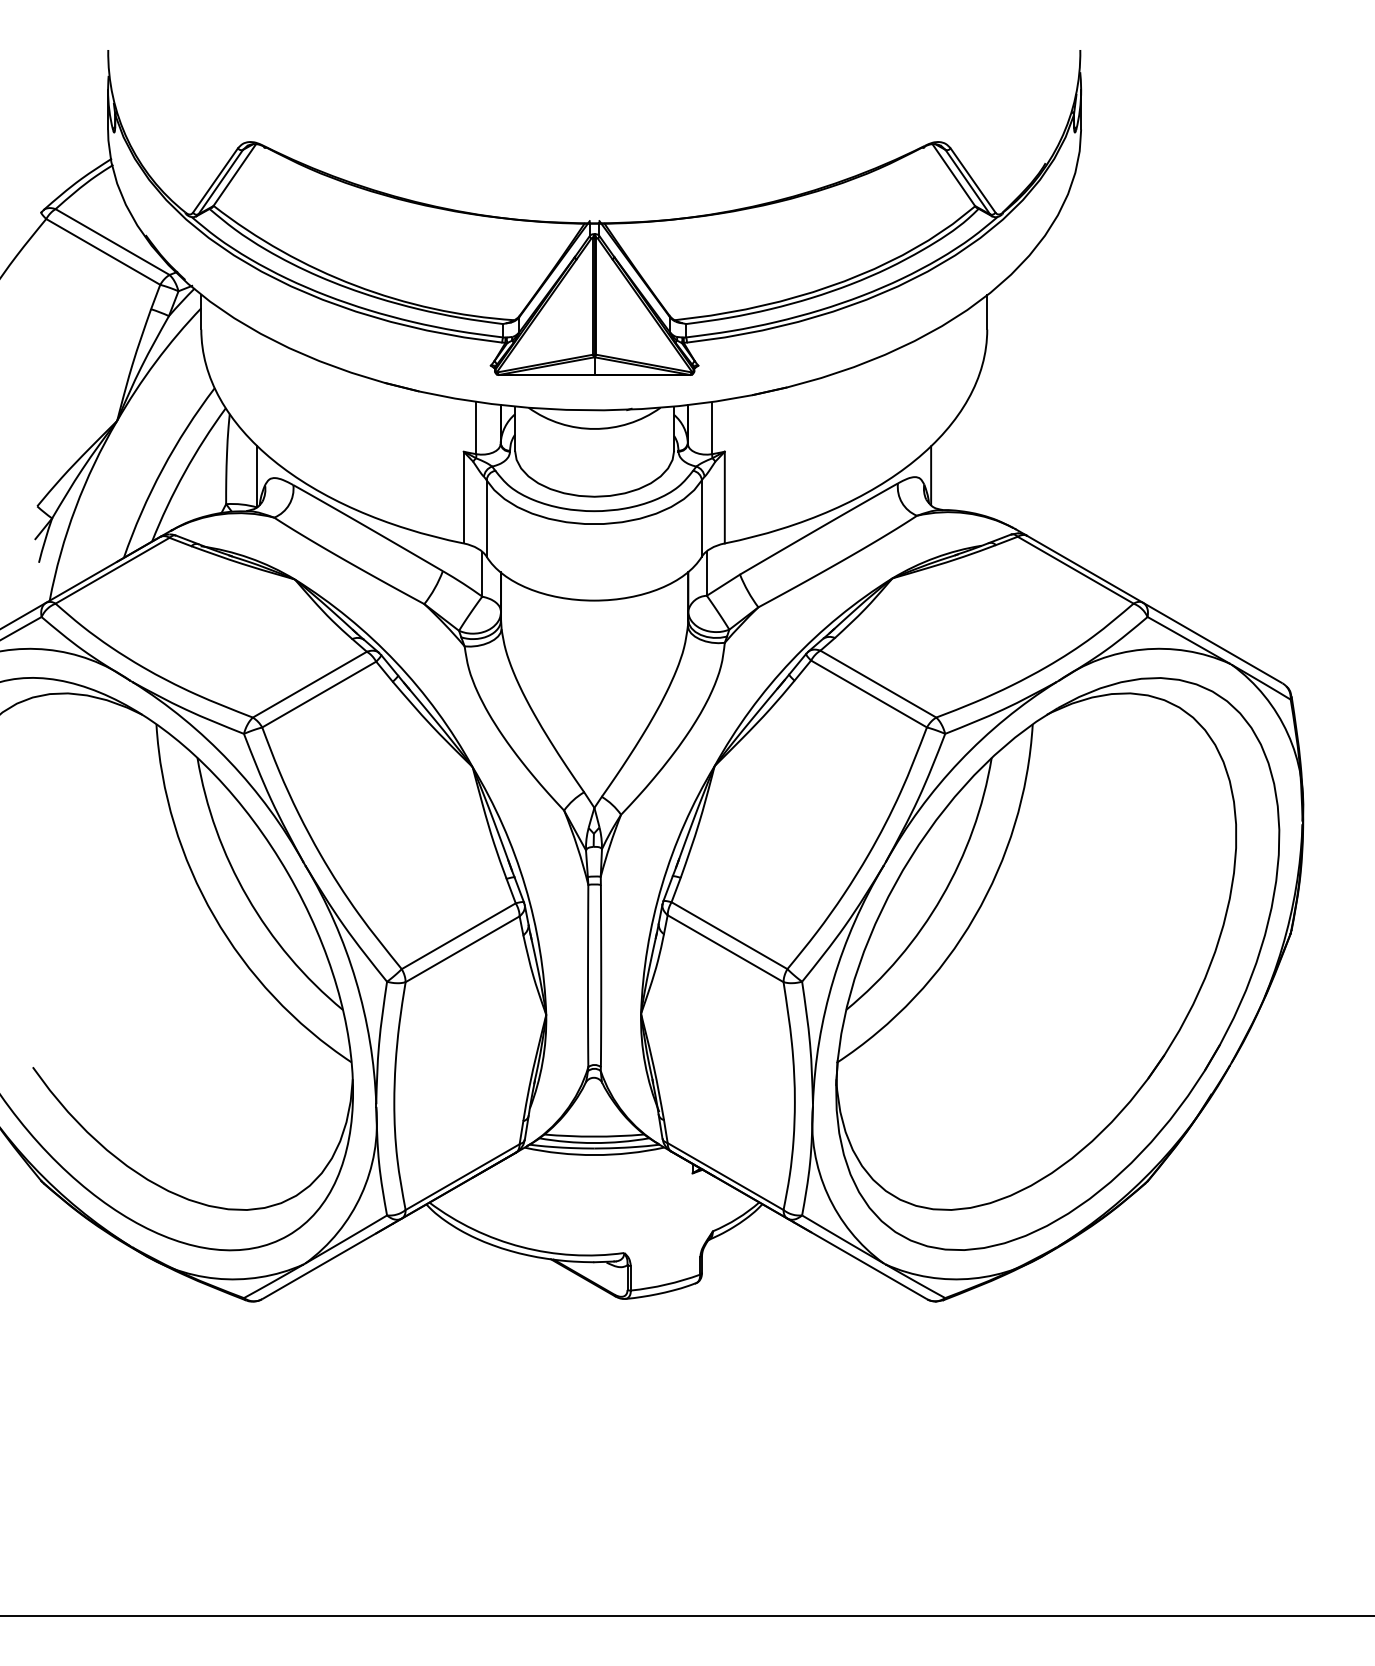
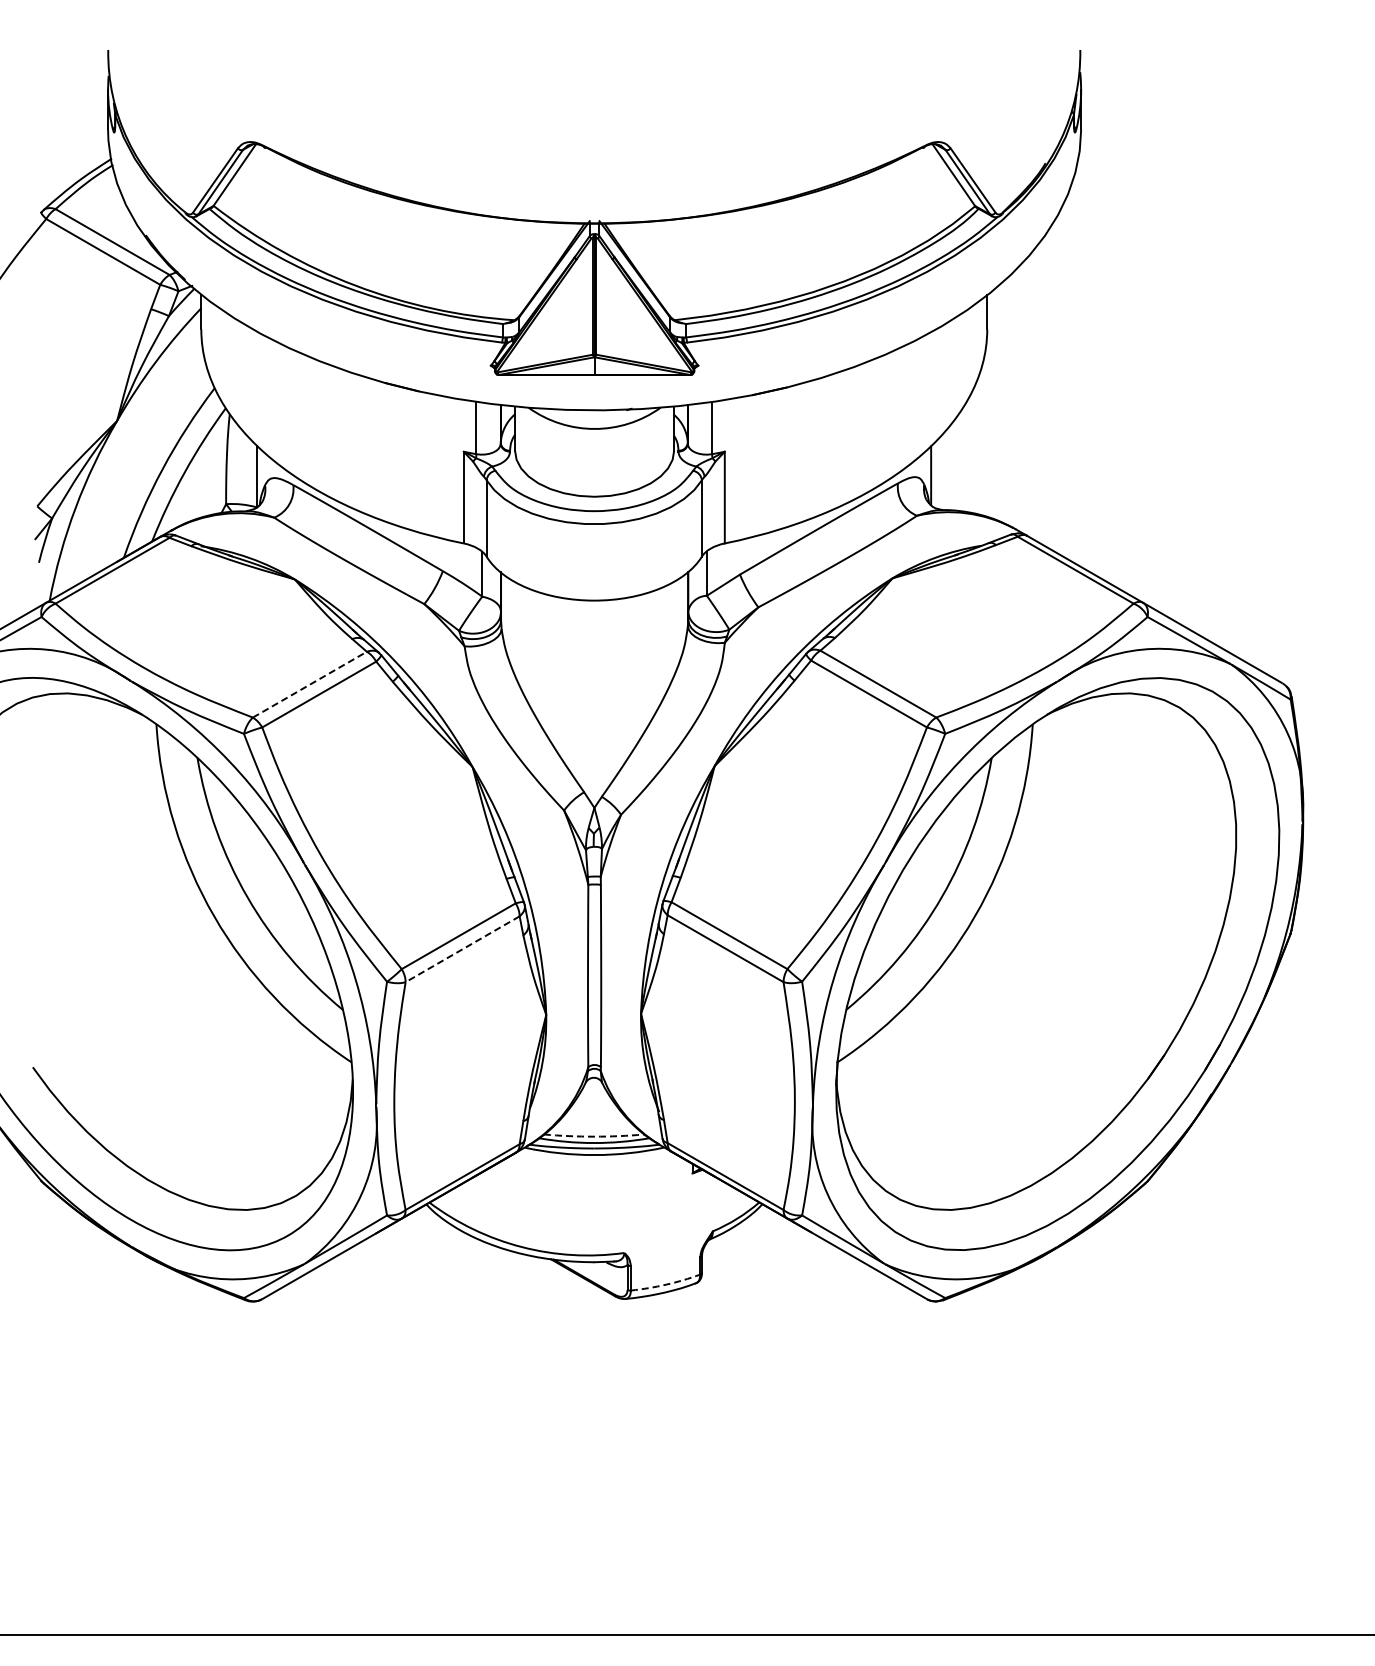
line: solid -> dashed (309, 684)
line: solid -> dashed (462, 949)
arc: solid -> dashed (594, 1136)
arc: solid -> dashed (666, 1284)
line position: (686, 1616) -> (686, 1635) (686, 1635)
